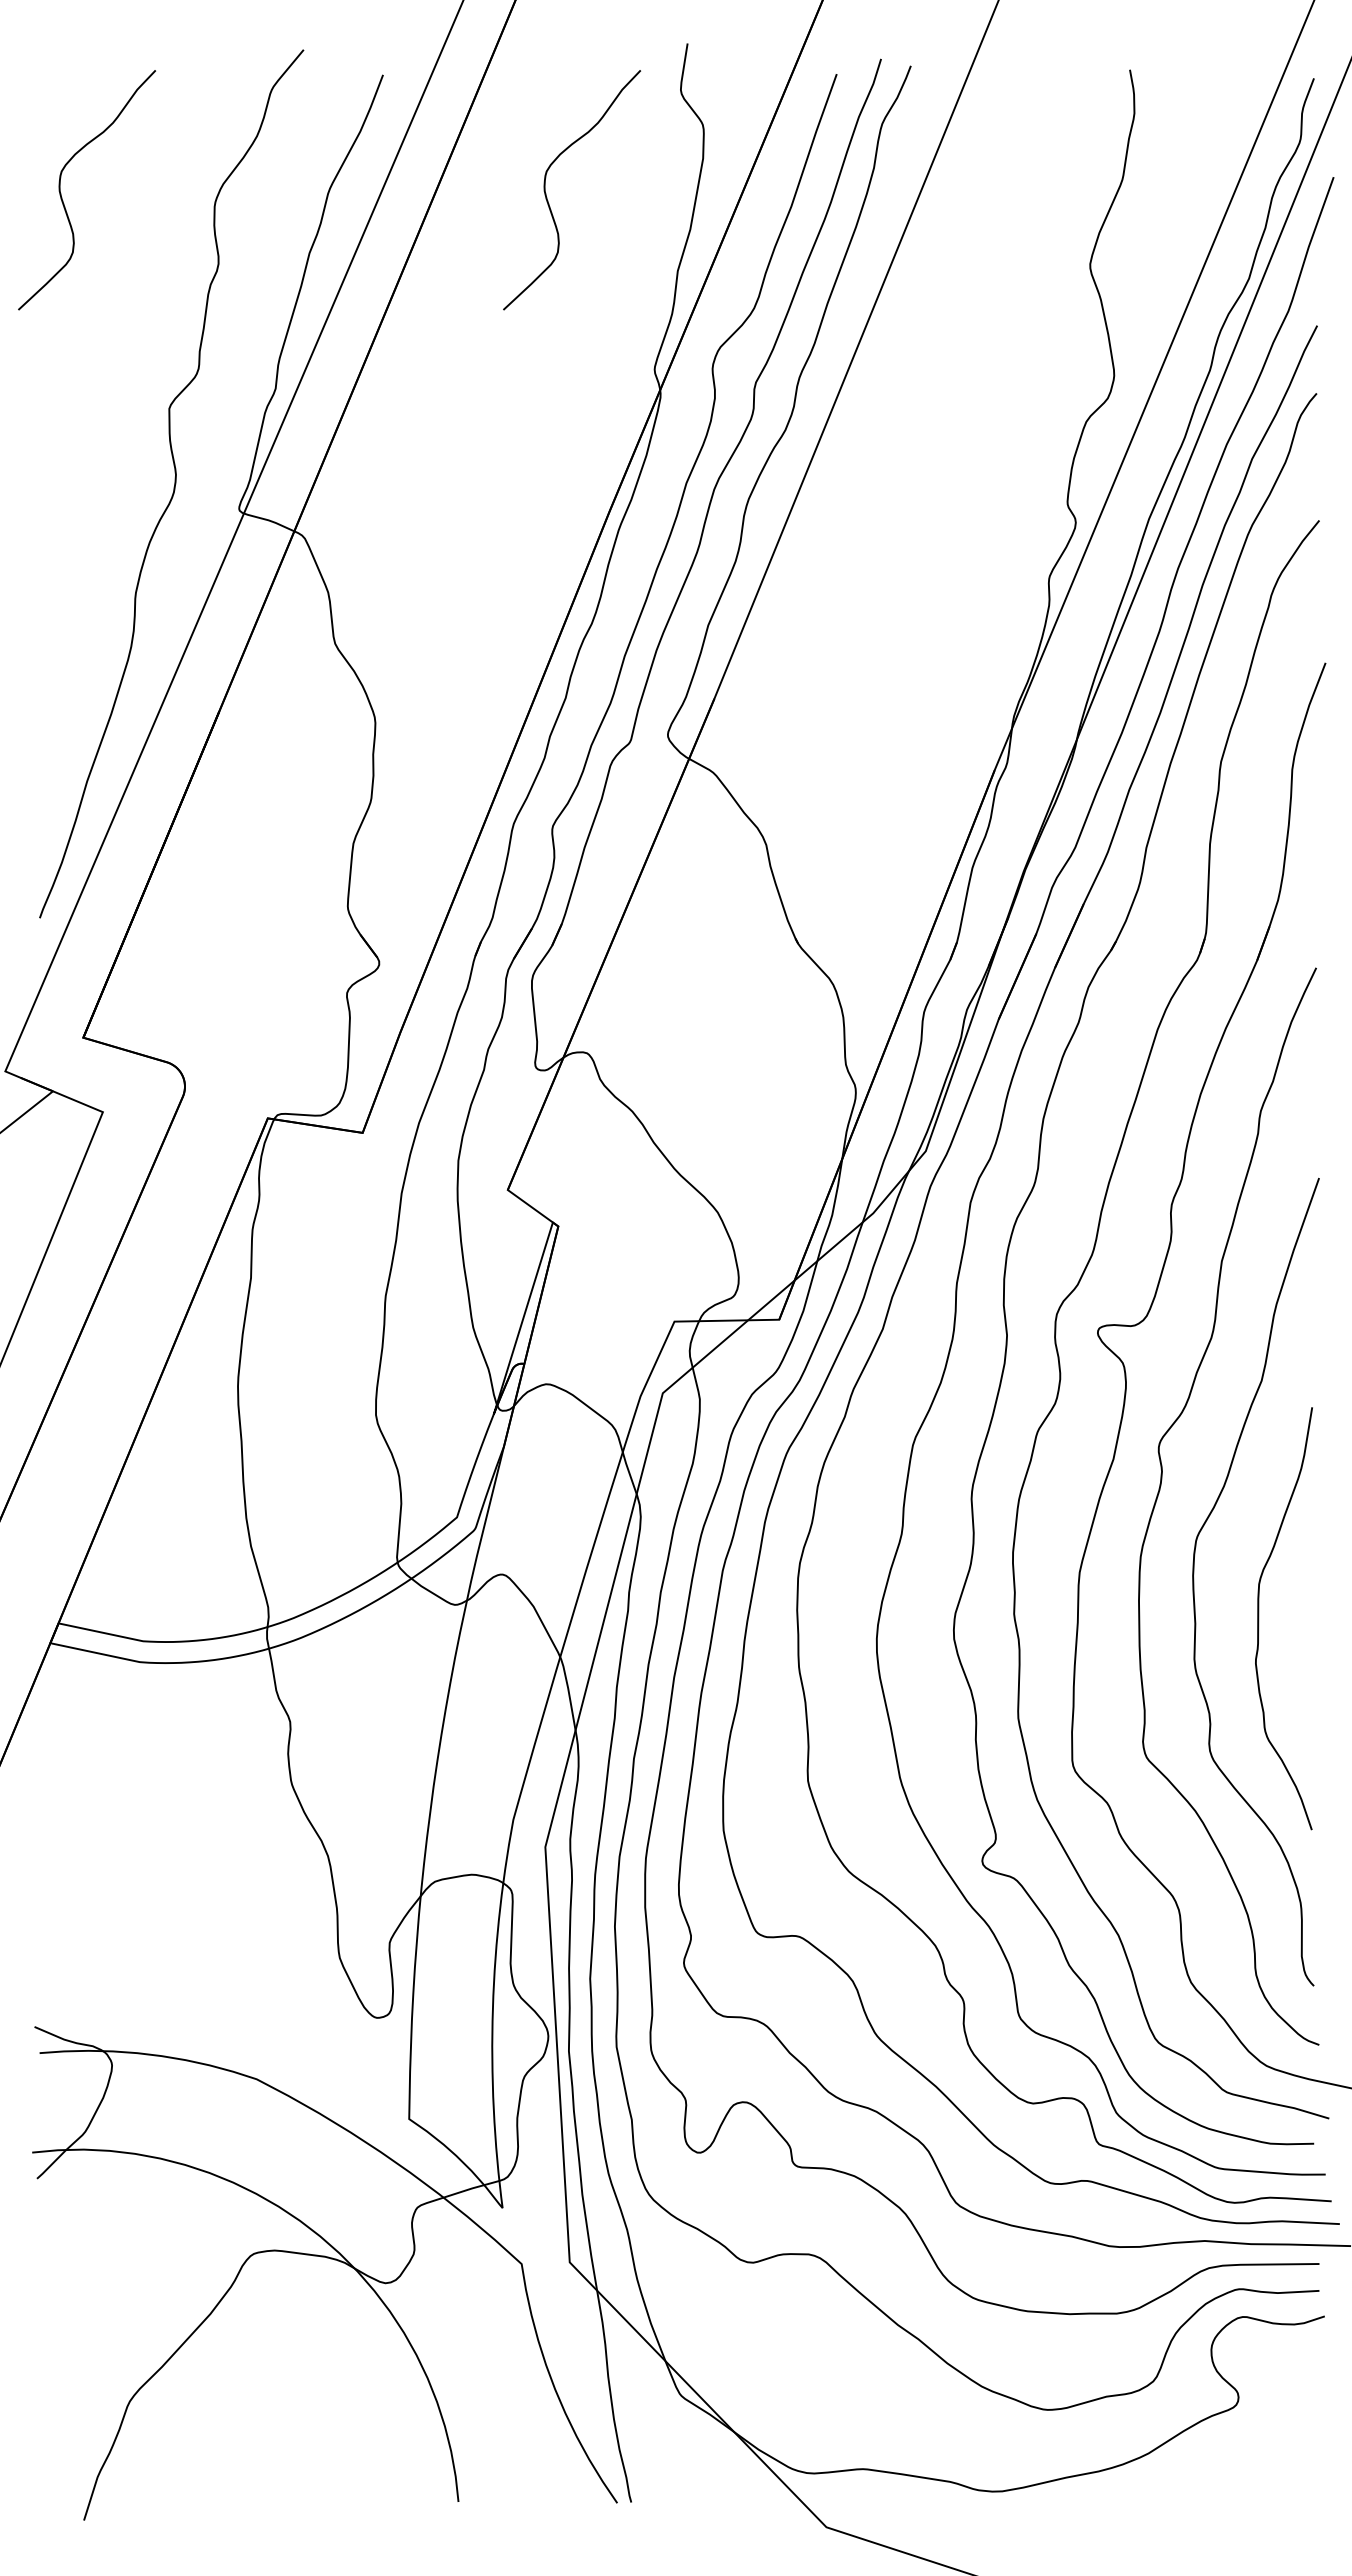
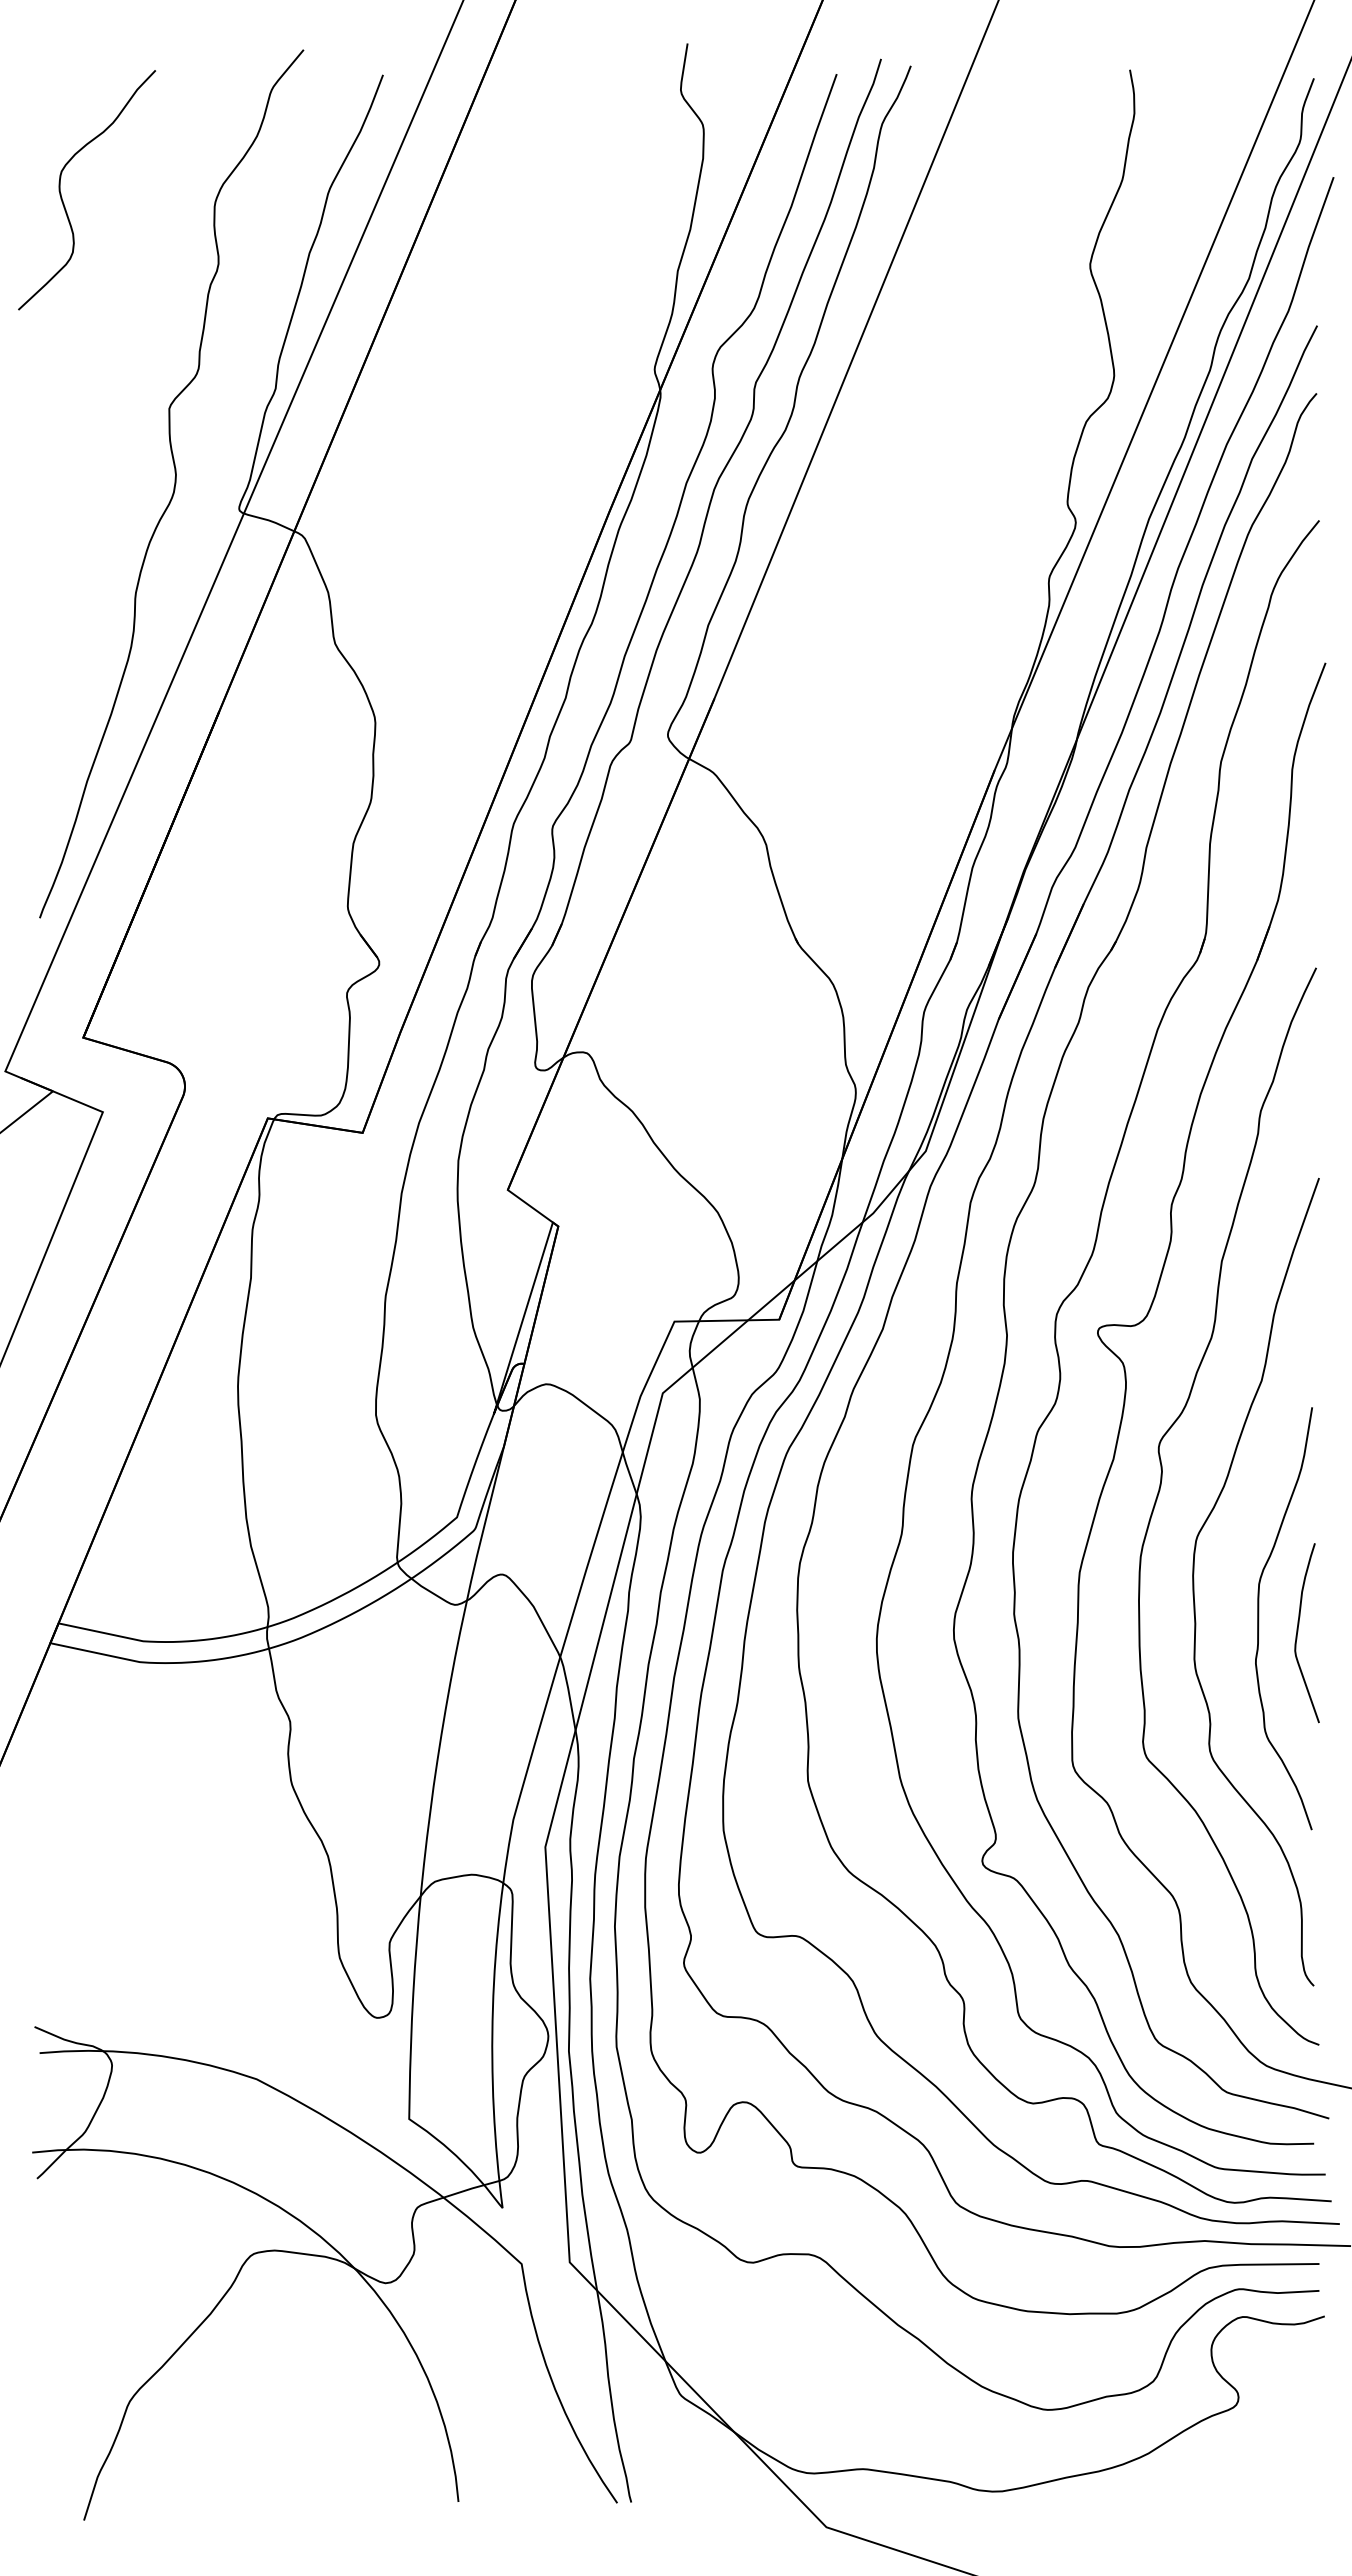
curve: present -> none (547, 197)
curve: none -> present (1298, 1632)
